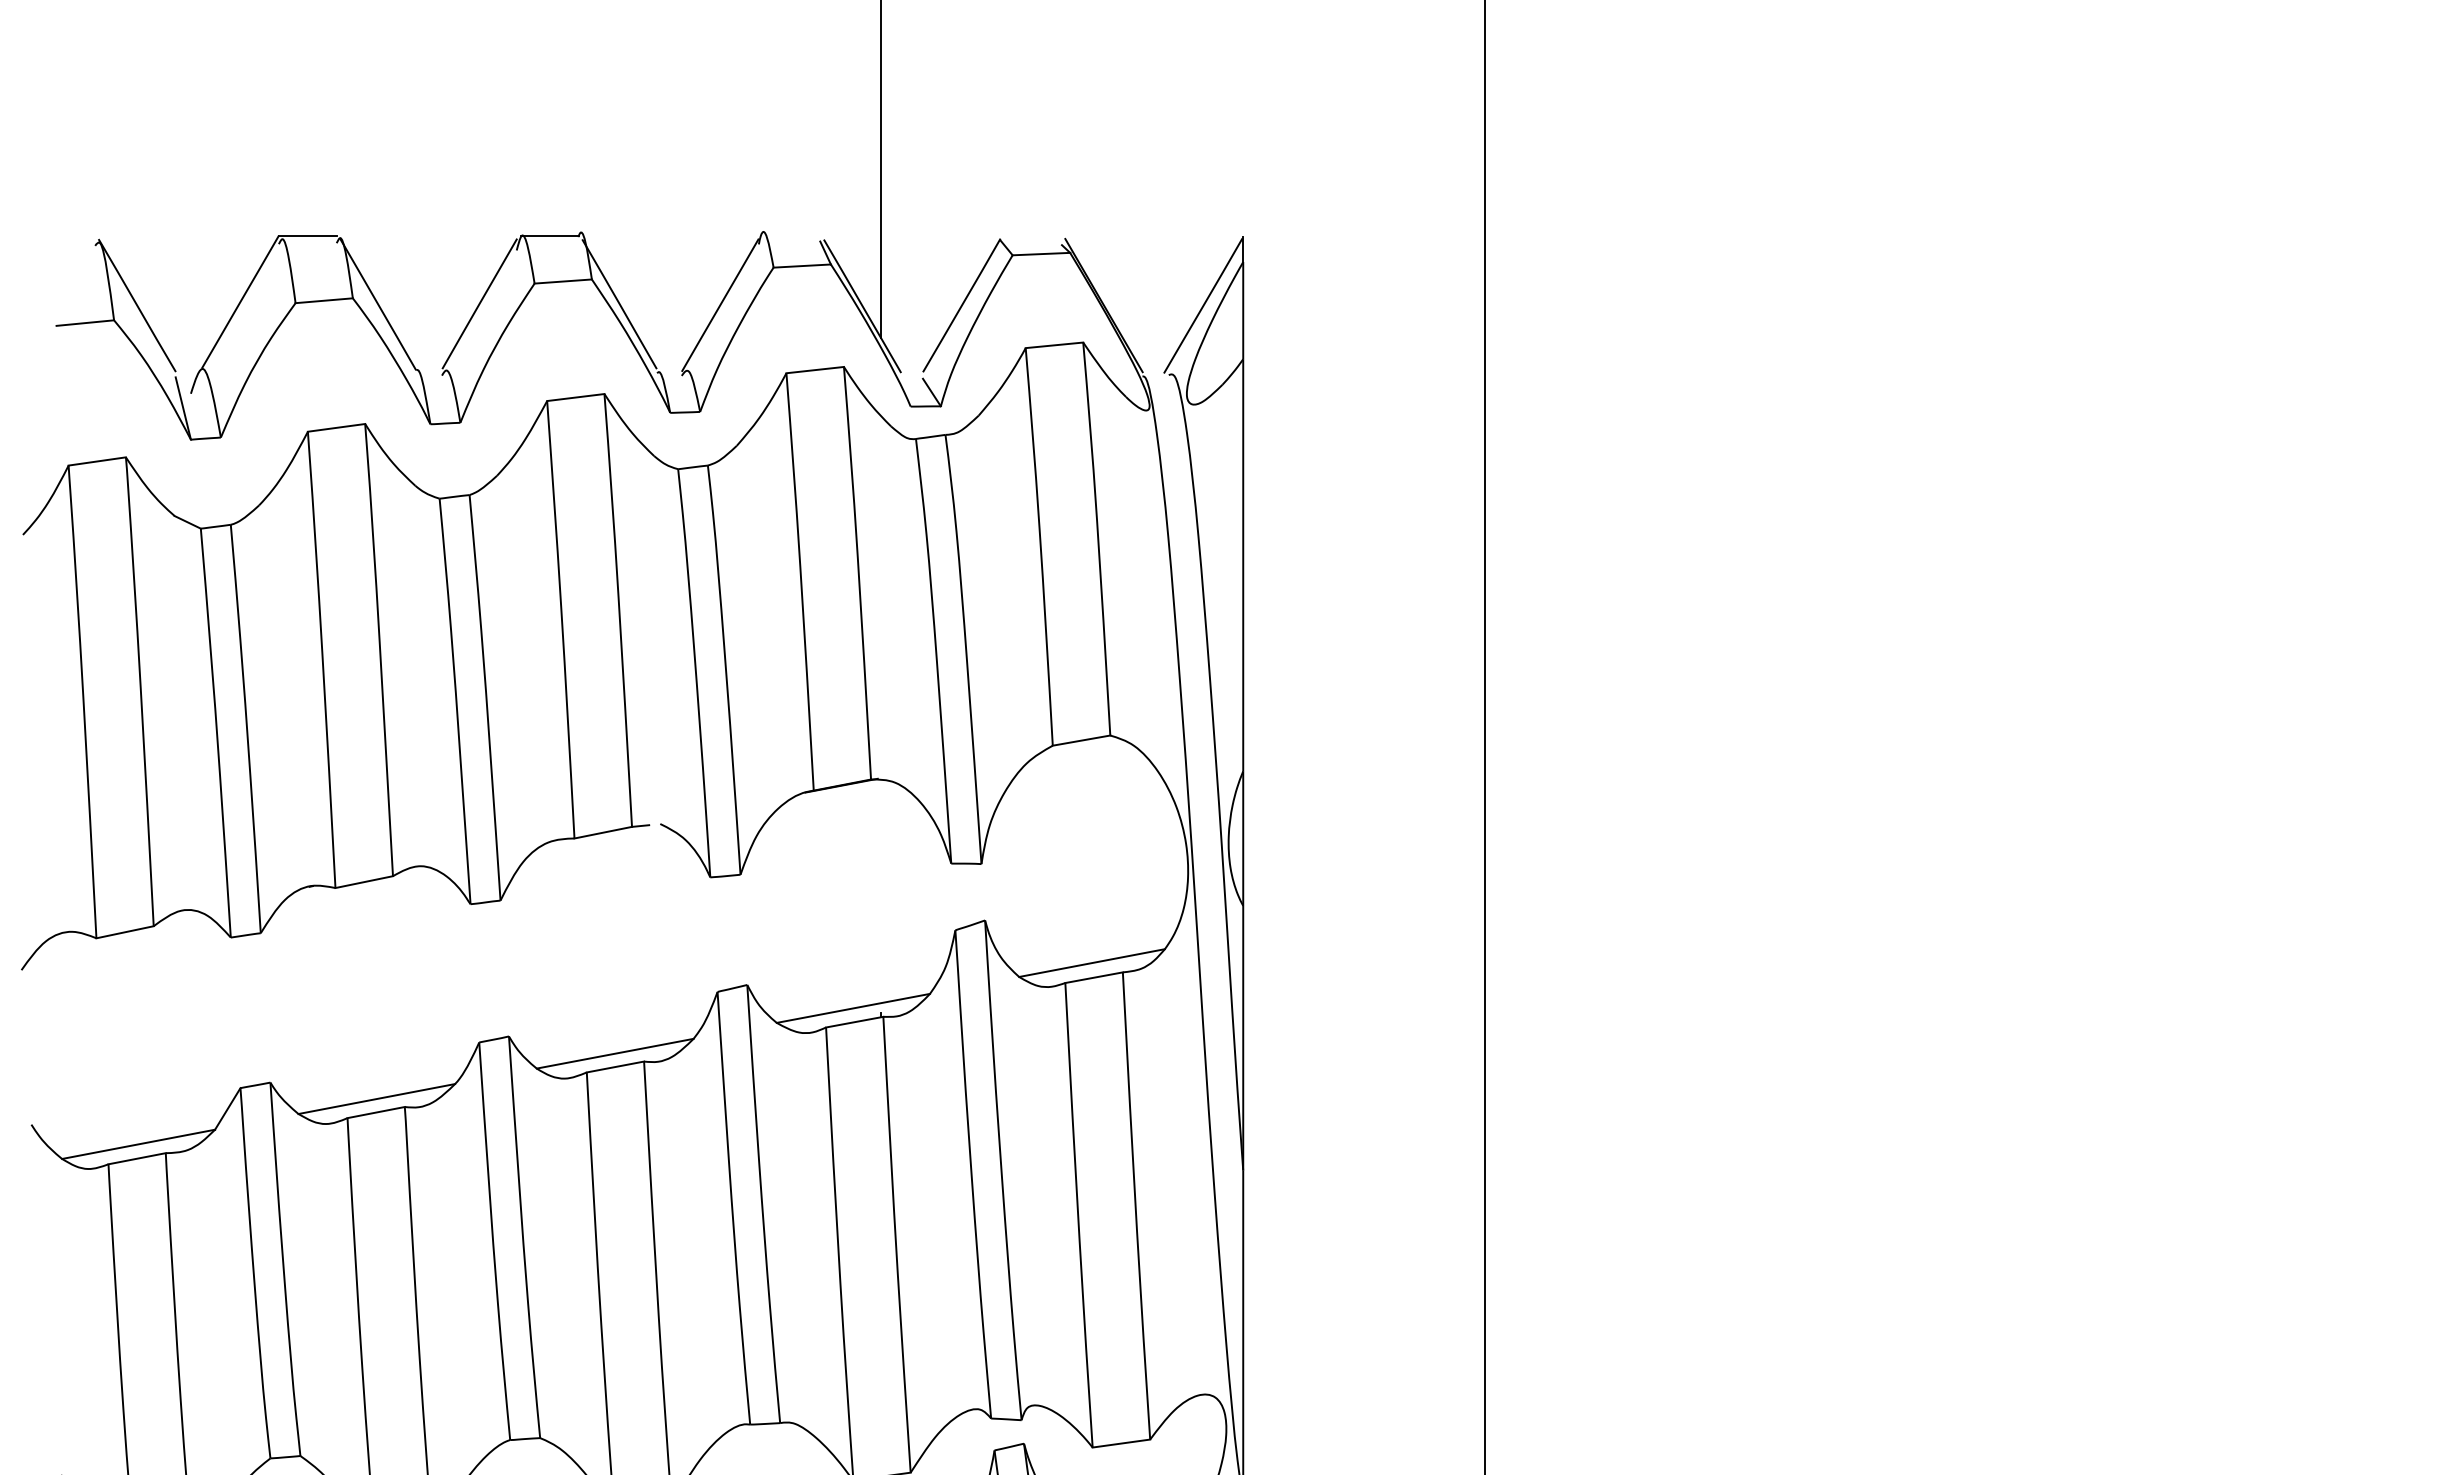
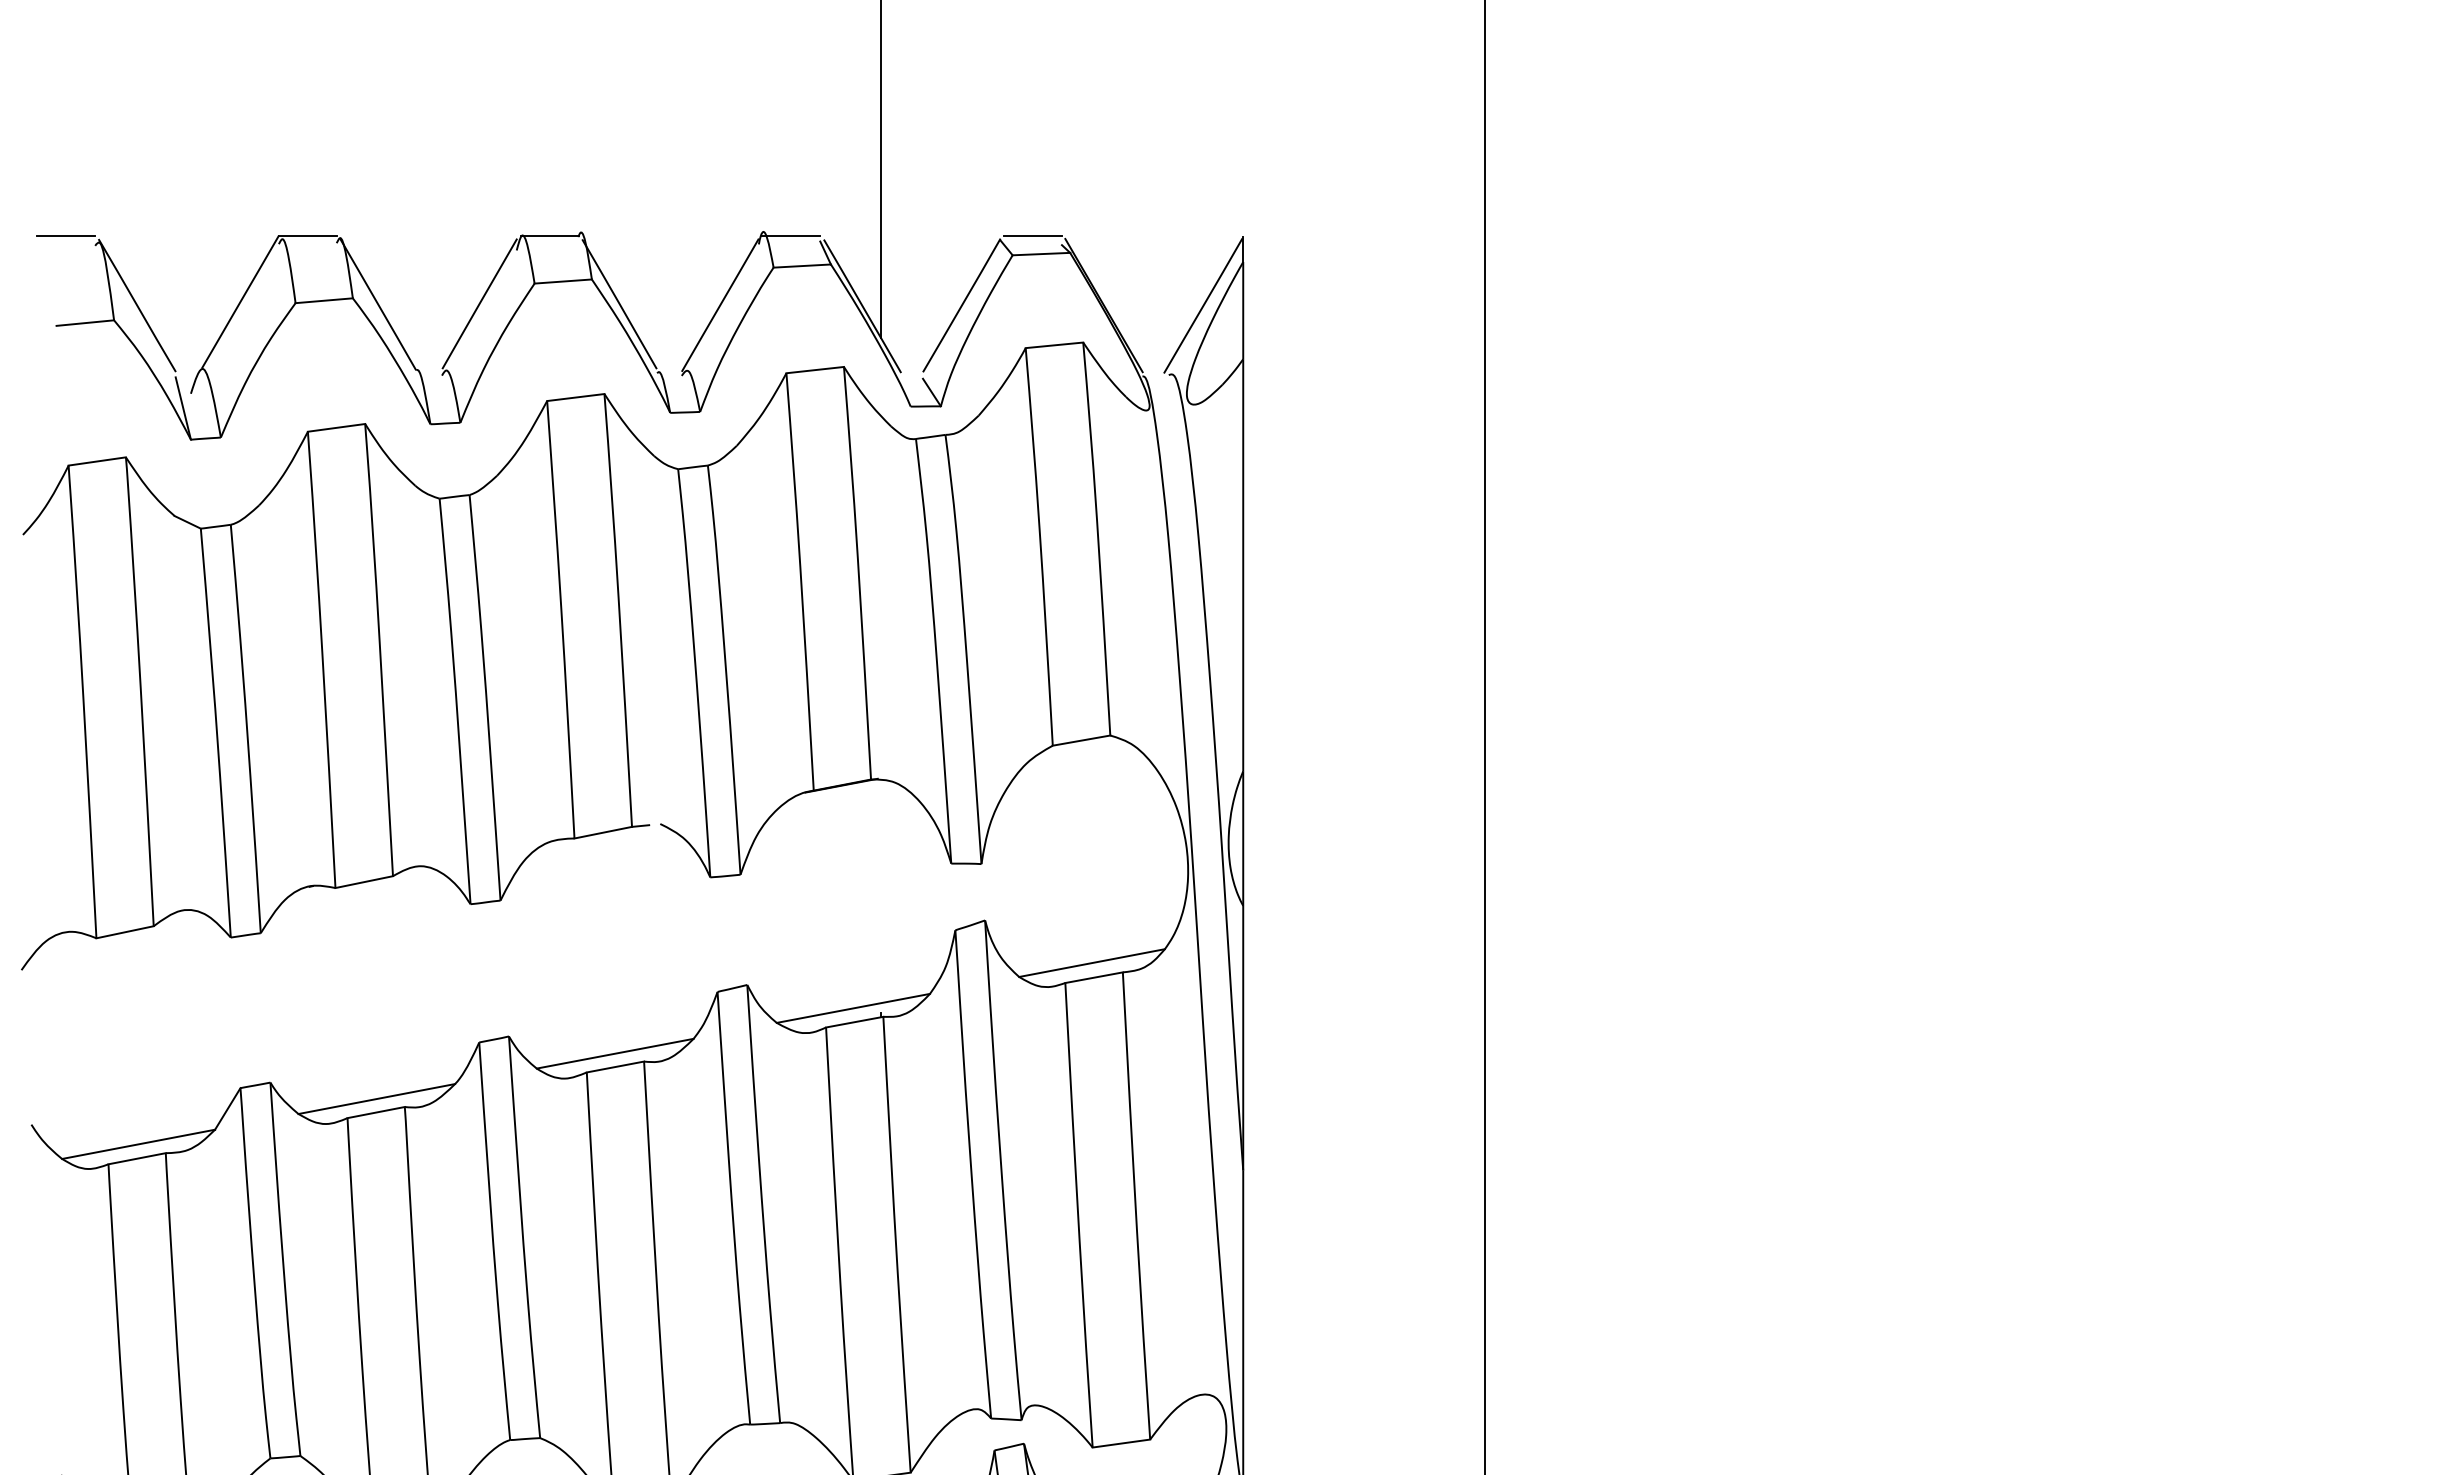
line: none -> present (66, 235)
line: none -> present (791, 235)
line: none -> present (1032, 235)
